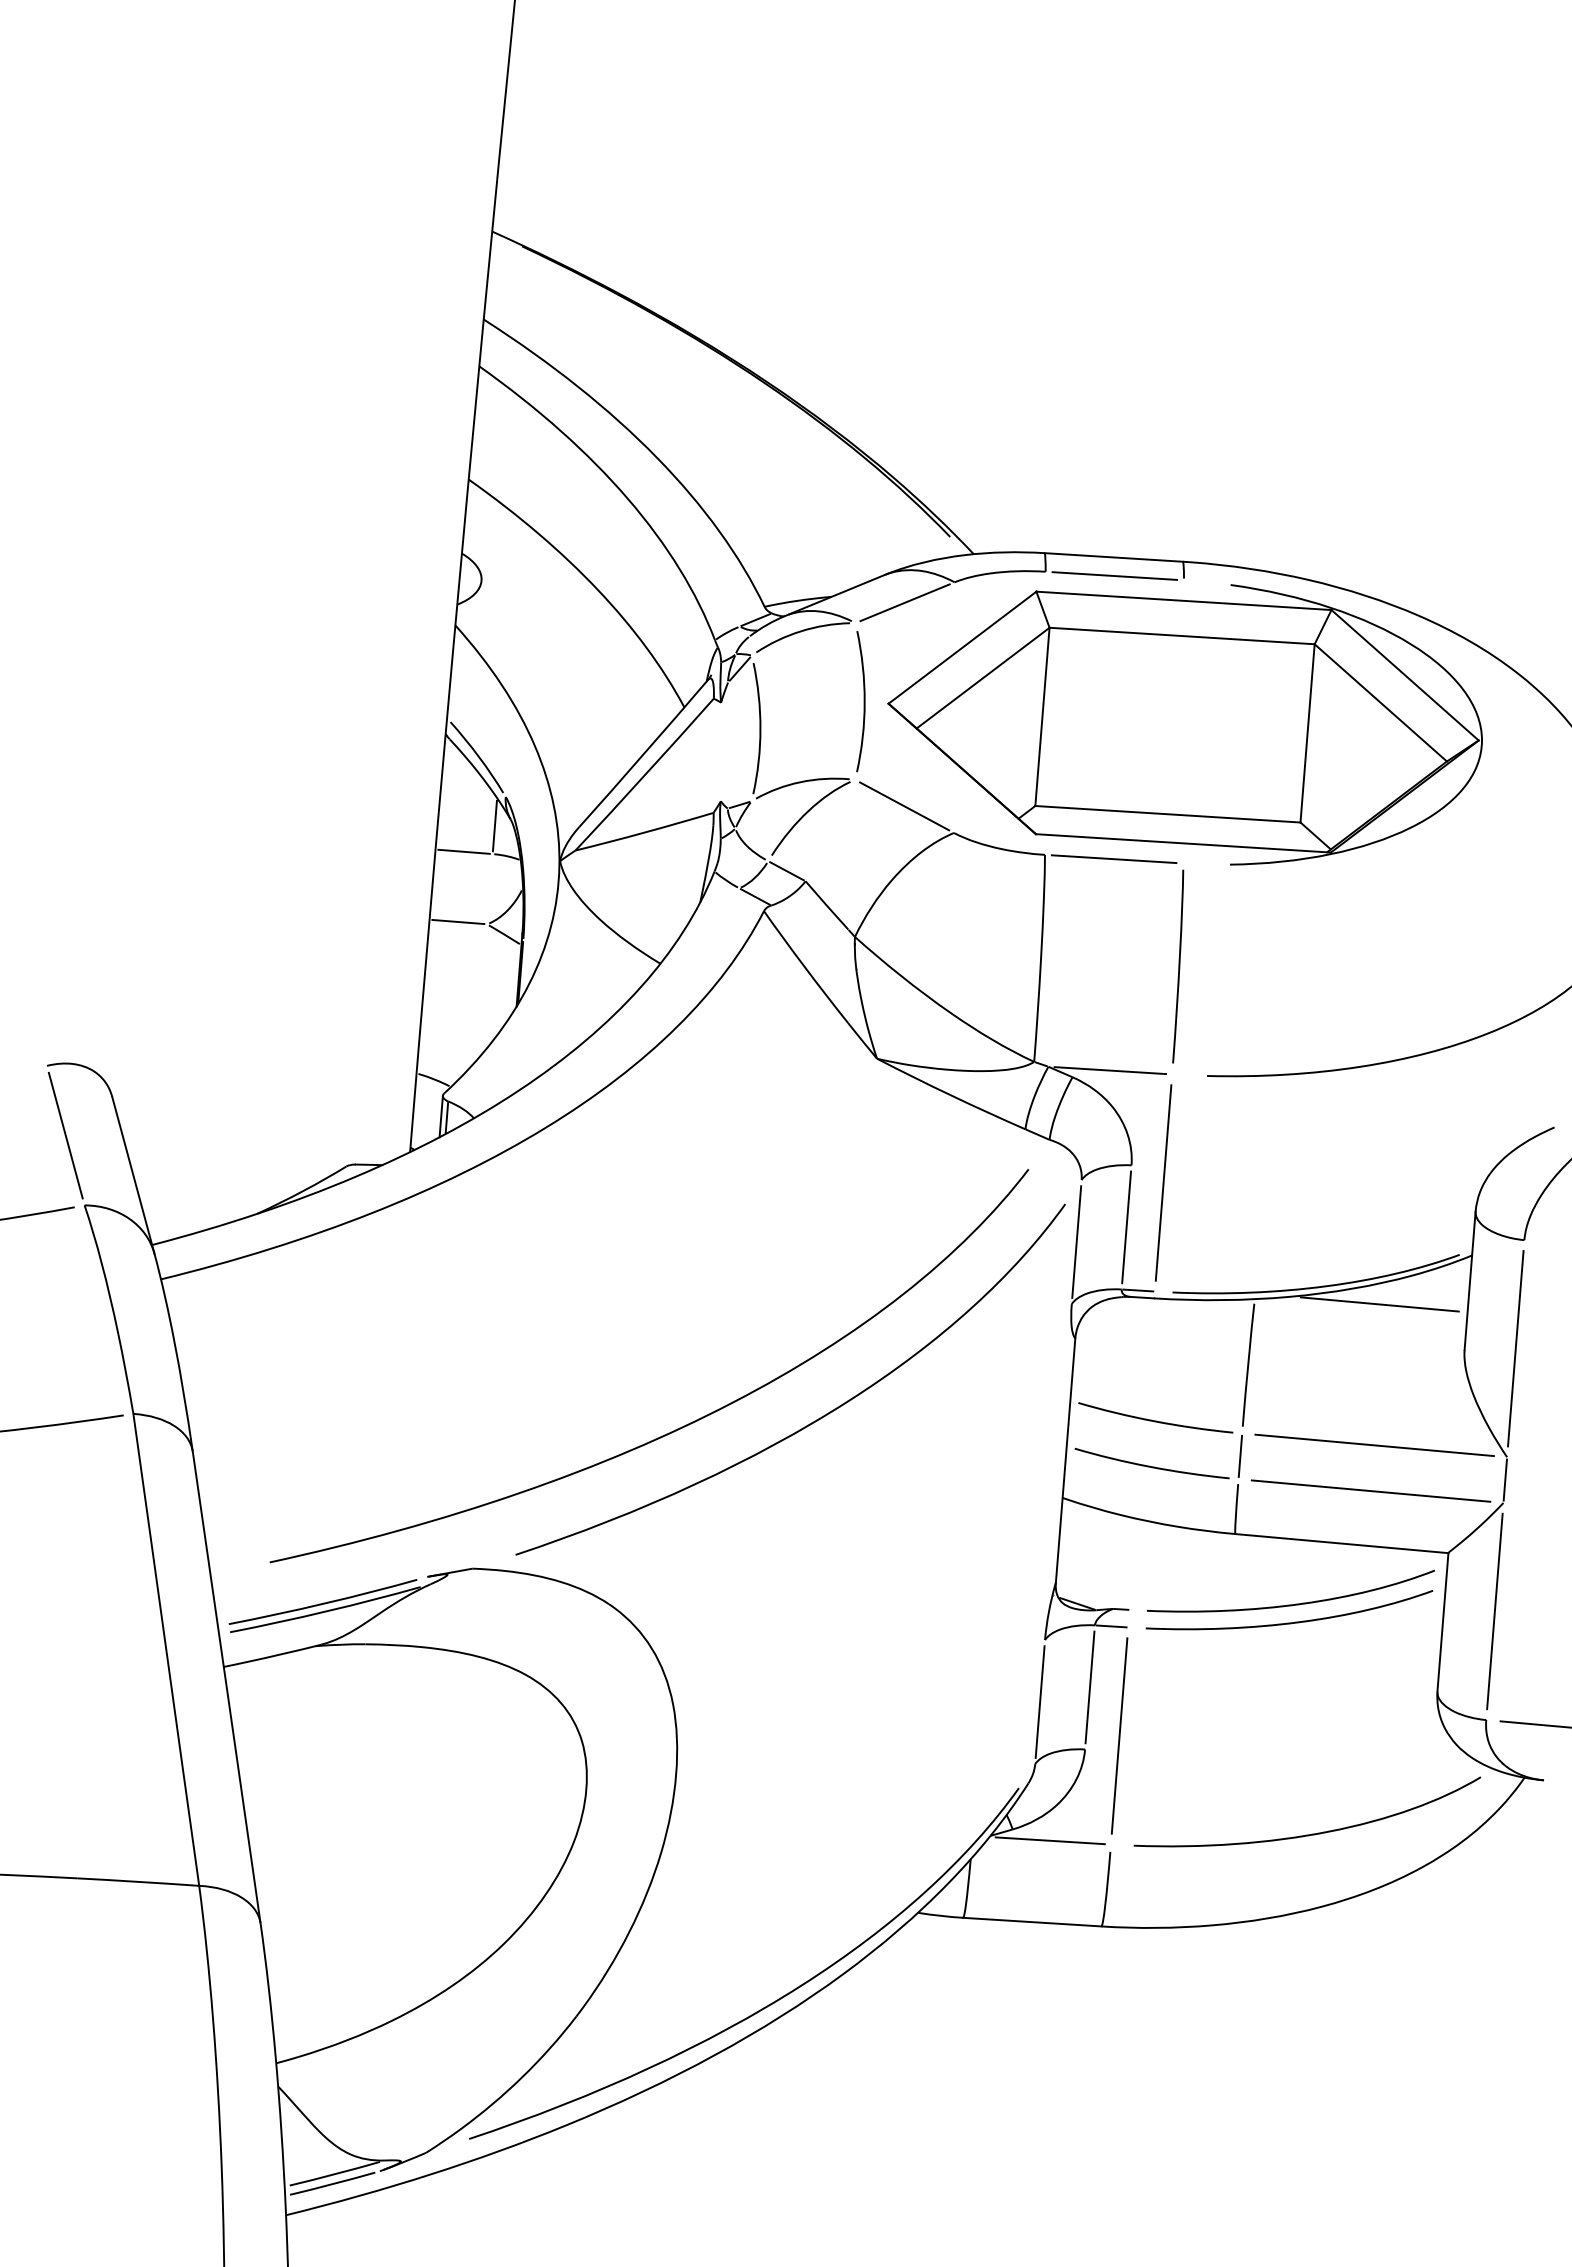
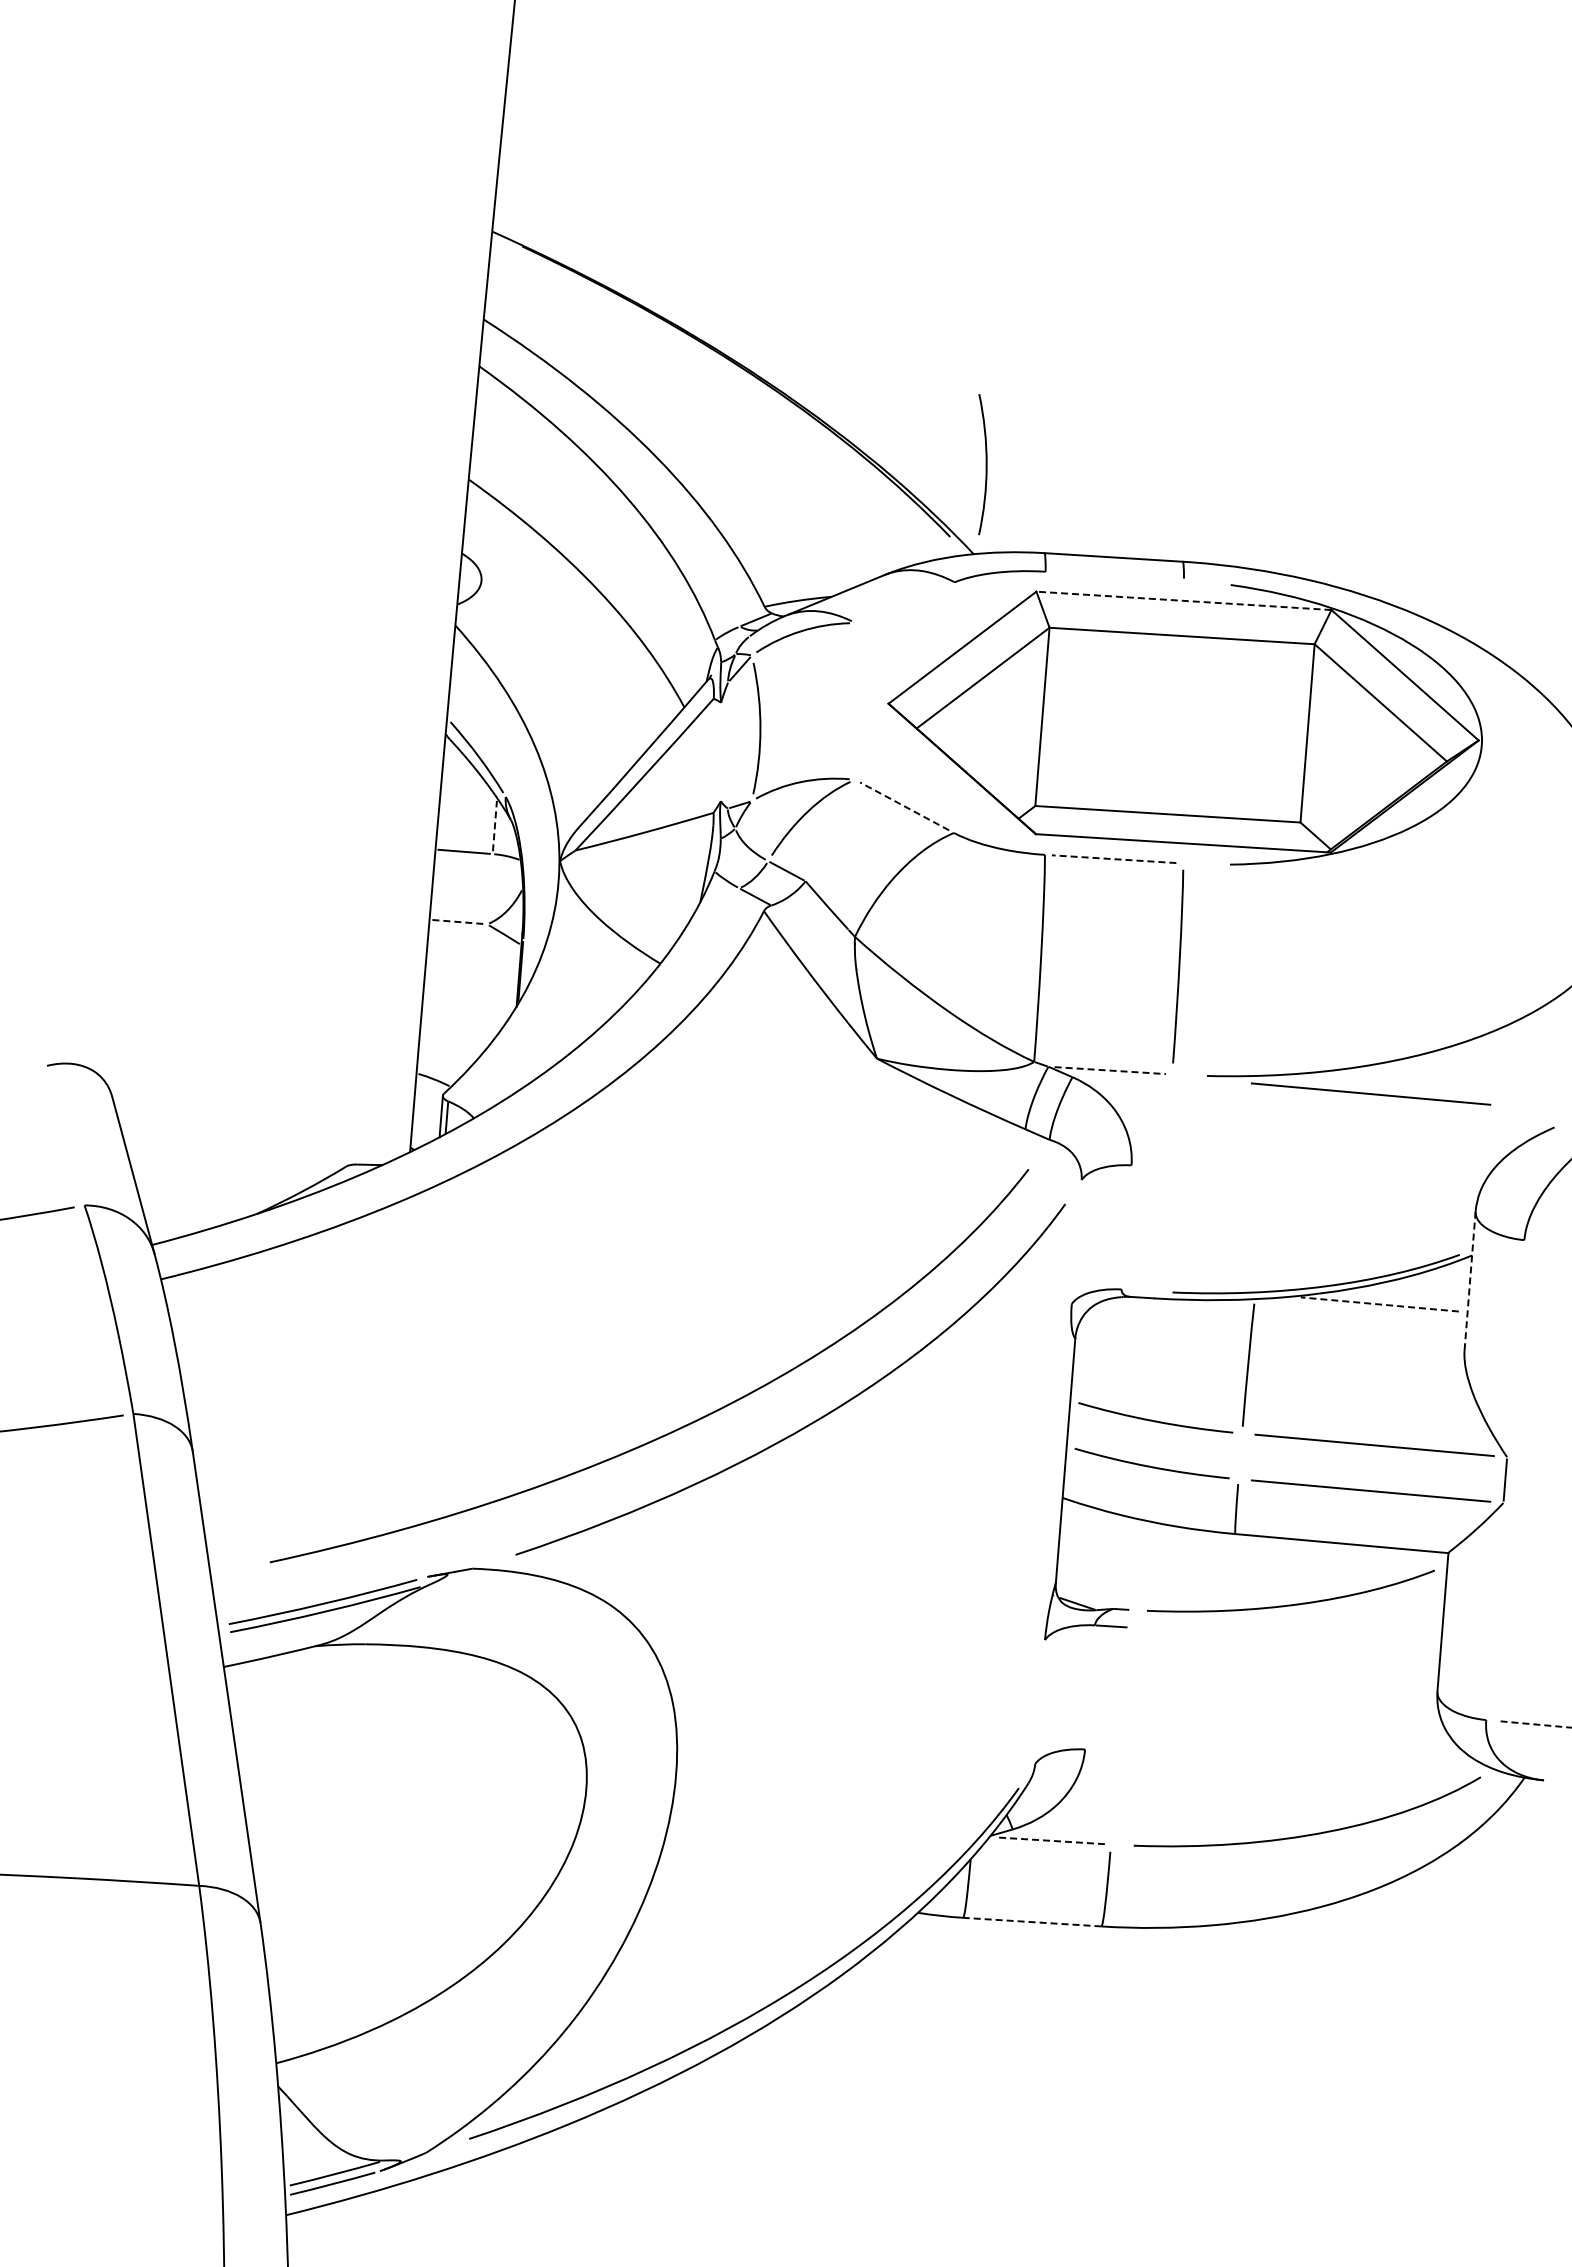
line: present -> none (1114, 575)
line: solid -> dashed (1183, 600)
line: present -> none (904, 602)
curve position: (863, 701) -> (985, 464) (985, 464)
line: solid -> dashed (904, 806)
line: solid -> dashed (494, 825)
line: solid -> dashed (1113, 859)
line: solid -> dashed (458, 922)
line: solid -> dashed (1110, 1070)
line: none -> present (1370, 1093)
line: present -> none (65, 1135)
line: present -> none (1163, 1182)
line: present -> none (1126, 1227)
line: present -> none (1076, 1241)
line: solid -> dashed (1470, 1281)
line: present -> none (1138, 1290)
line: solid -> dashed (1379, 1304)
line: present -> none (1515, 1348)
line: present -> none (1240, 1455)
line: present -> none (1494, 1611)
curve: present -> none (1289, 1622)
line: present -> none (1089, 1687)
line: present -> none (1039, 1701)
line: solid -> dashed (1535, 1724)
line: present -> none (1119, 1735)
line: solid -> dashed (1050, 1840)
line: solid -> dashed (1031, 1922)
